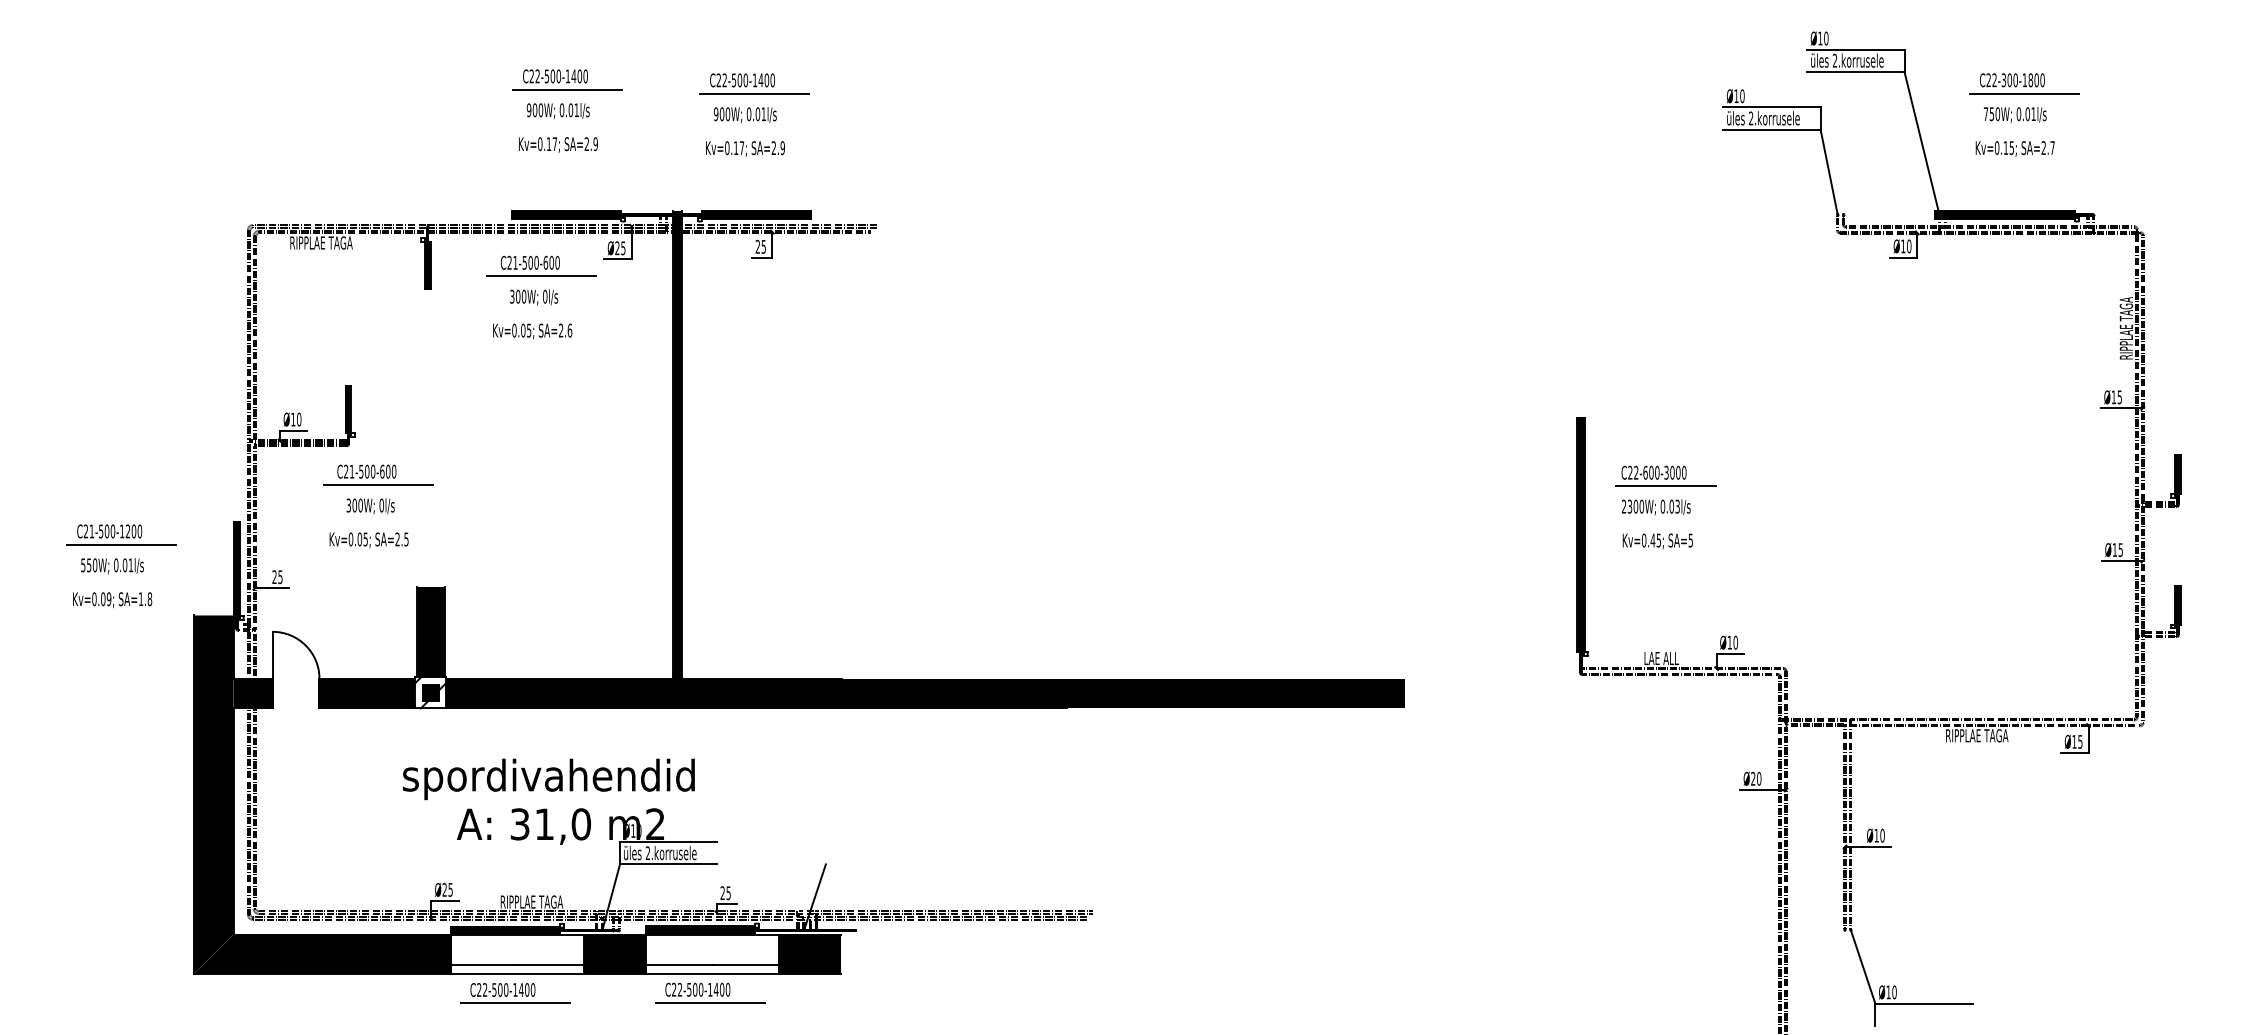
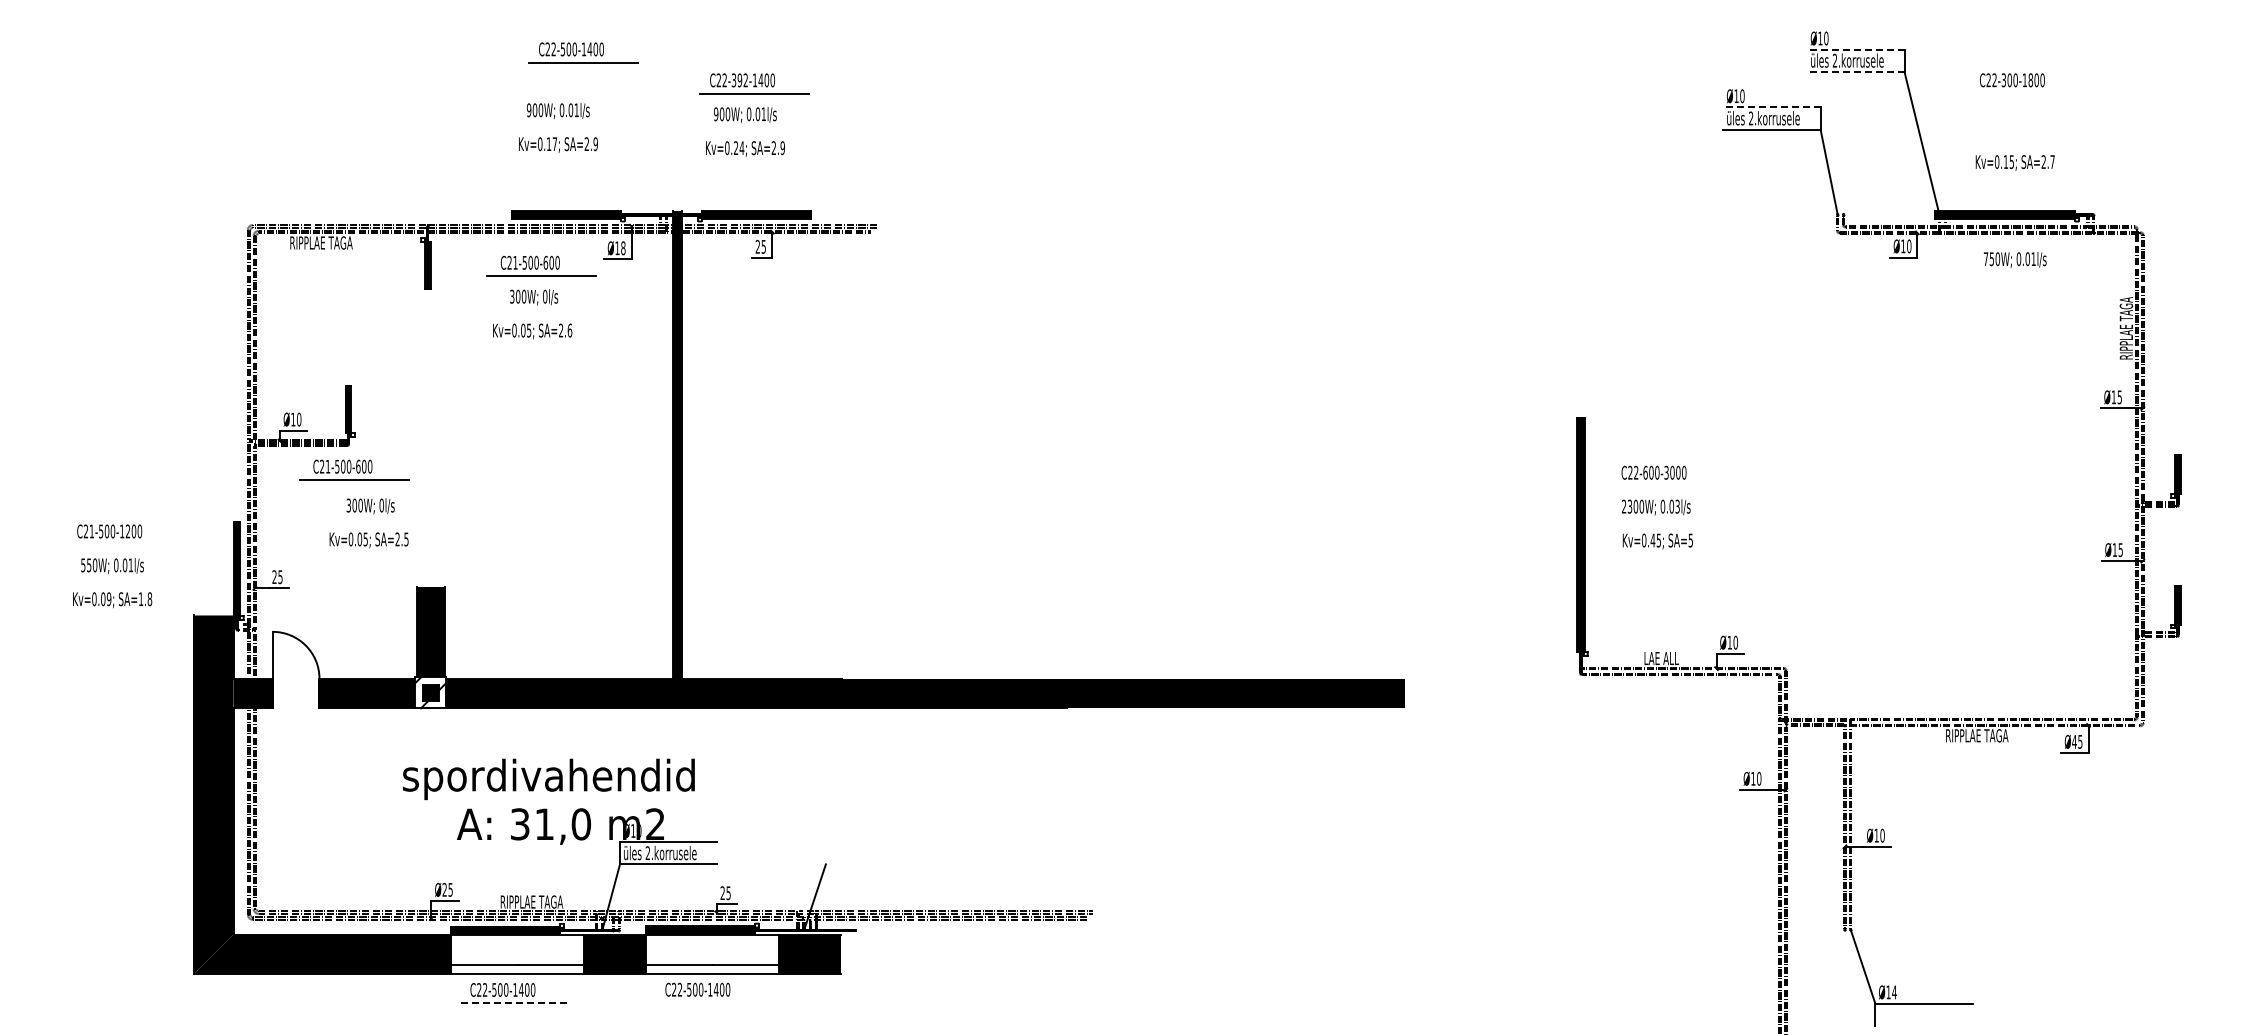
line: solid -> dashed (1855, 49)
line: solid -> dashed (1855, 71)
part position: (567, 79) -> (583, 52) (583, 52)
text: C22-500-1400 -> C22-392-1400 (740, 80)
line: present -> none (2024, 93)
line: solid -> dashed (1771, 107)
text position: (2015, 114) -> (2015, 259) (2015, 259)
text: Kv=0.17; -> Kv=0.24; (738, 147)
text position: (2014, 148) -> (2014, 162) (2014, 162)
text: Ø25 -> Ø18 (620, 248)
part position: (378, 474) -> (354, 469) (354, 469)
line: present -> none (1666, 486)
line: present -> none (121, 544)
text: Ø15 -> Ø45 (2074, 741)
text: Ø20 -> Ø10 (1753, 778)
text: Ø10 -> Ø14 (1894, 992)
line: solid -> dashed (515, 1003)
line: present -> none (709, 1003)
